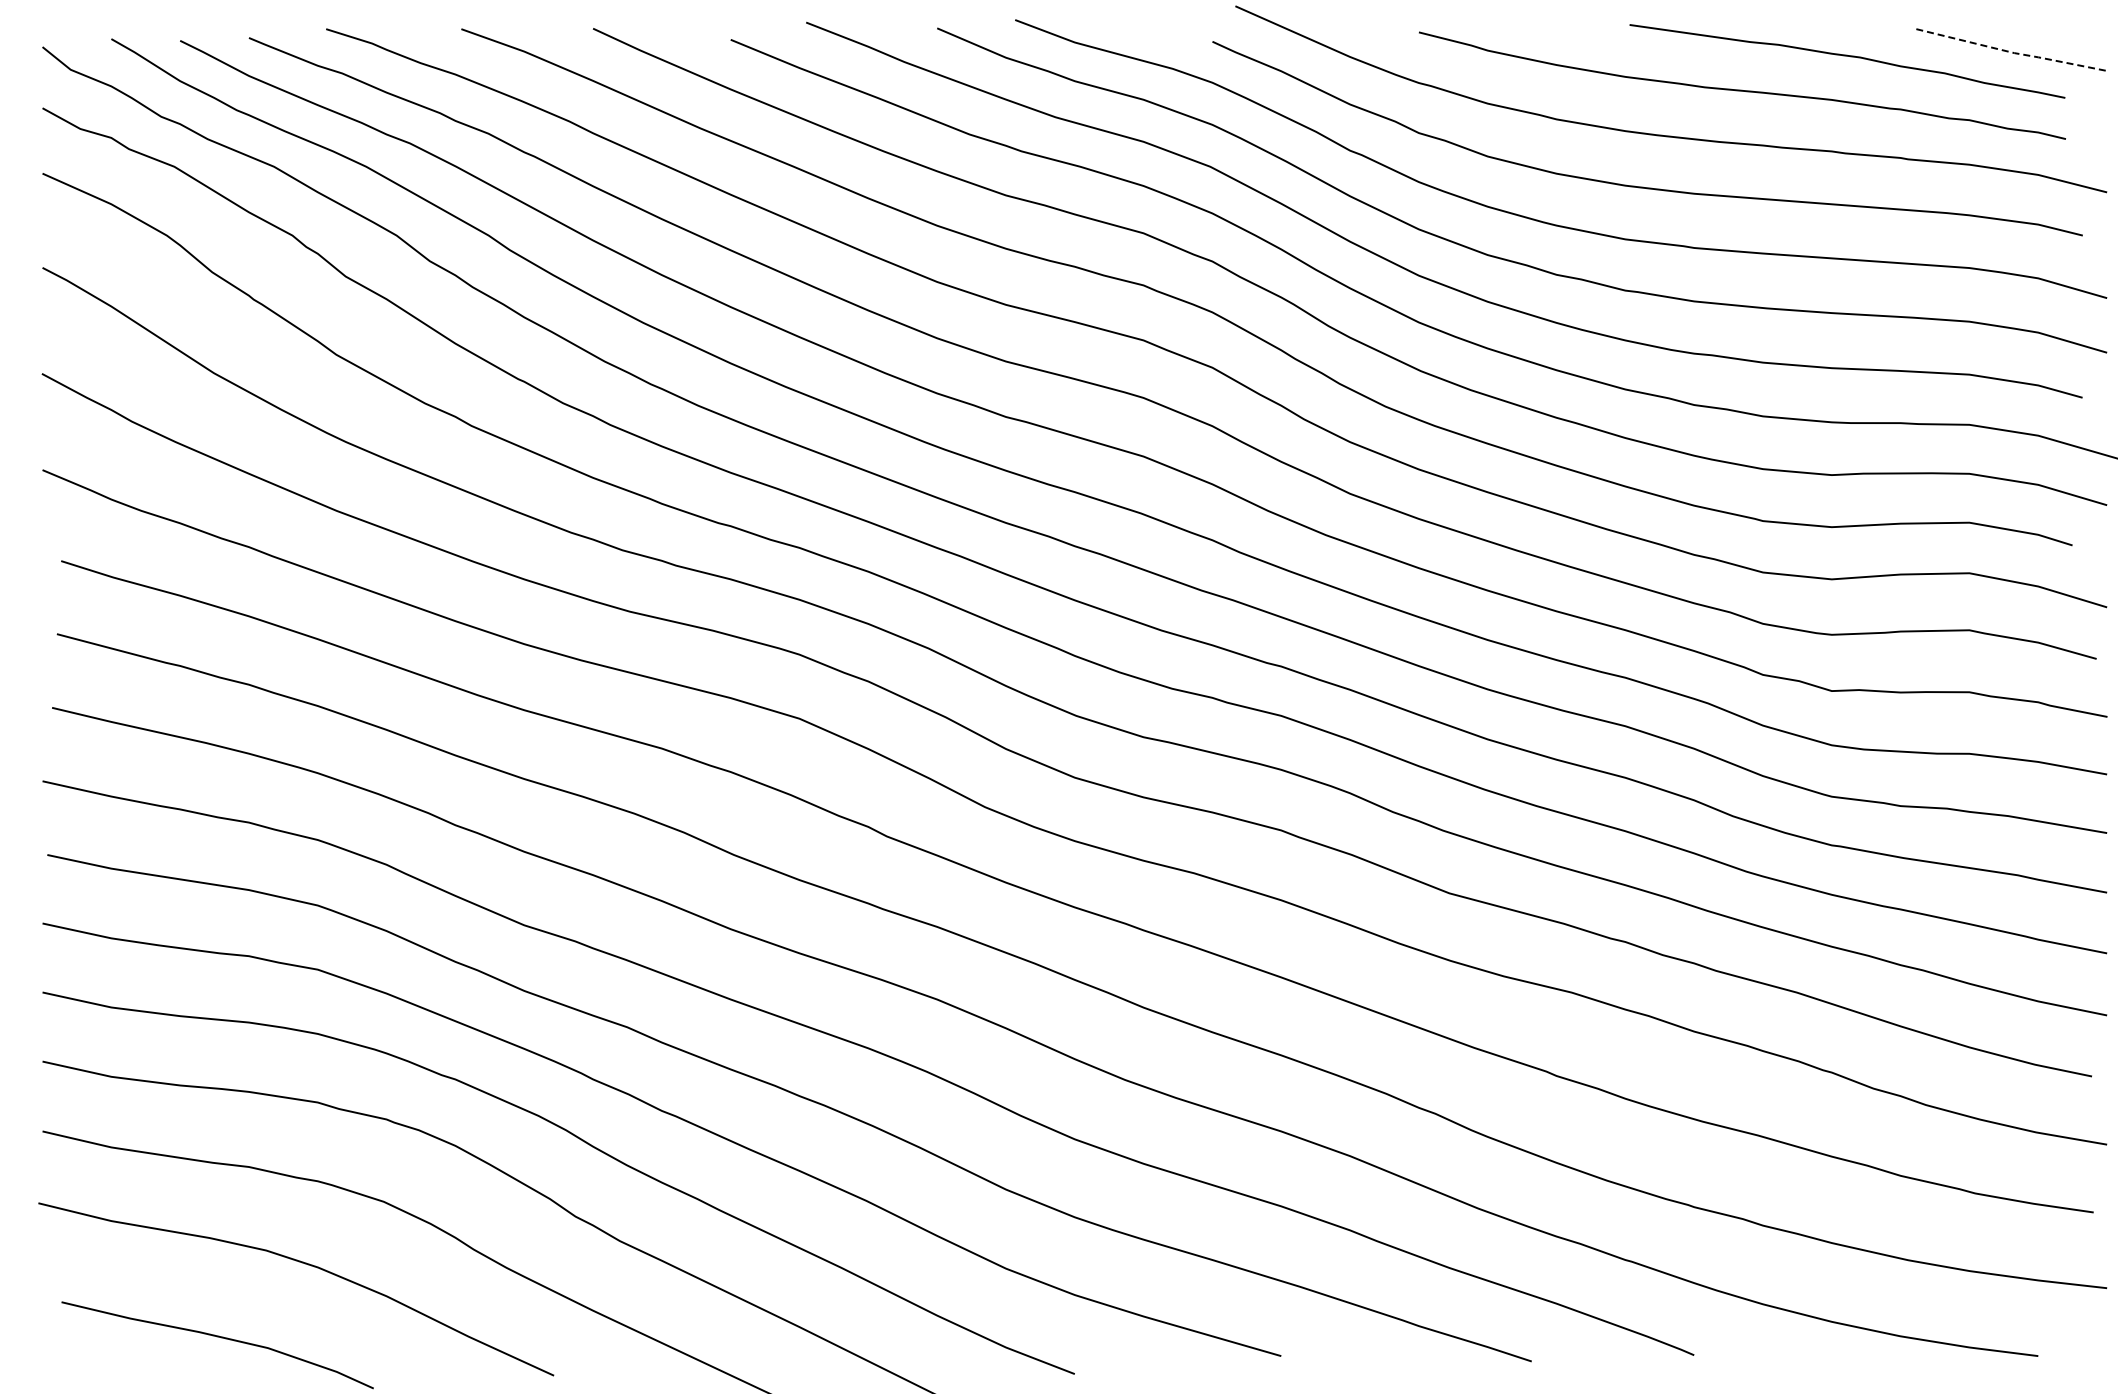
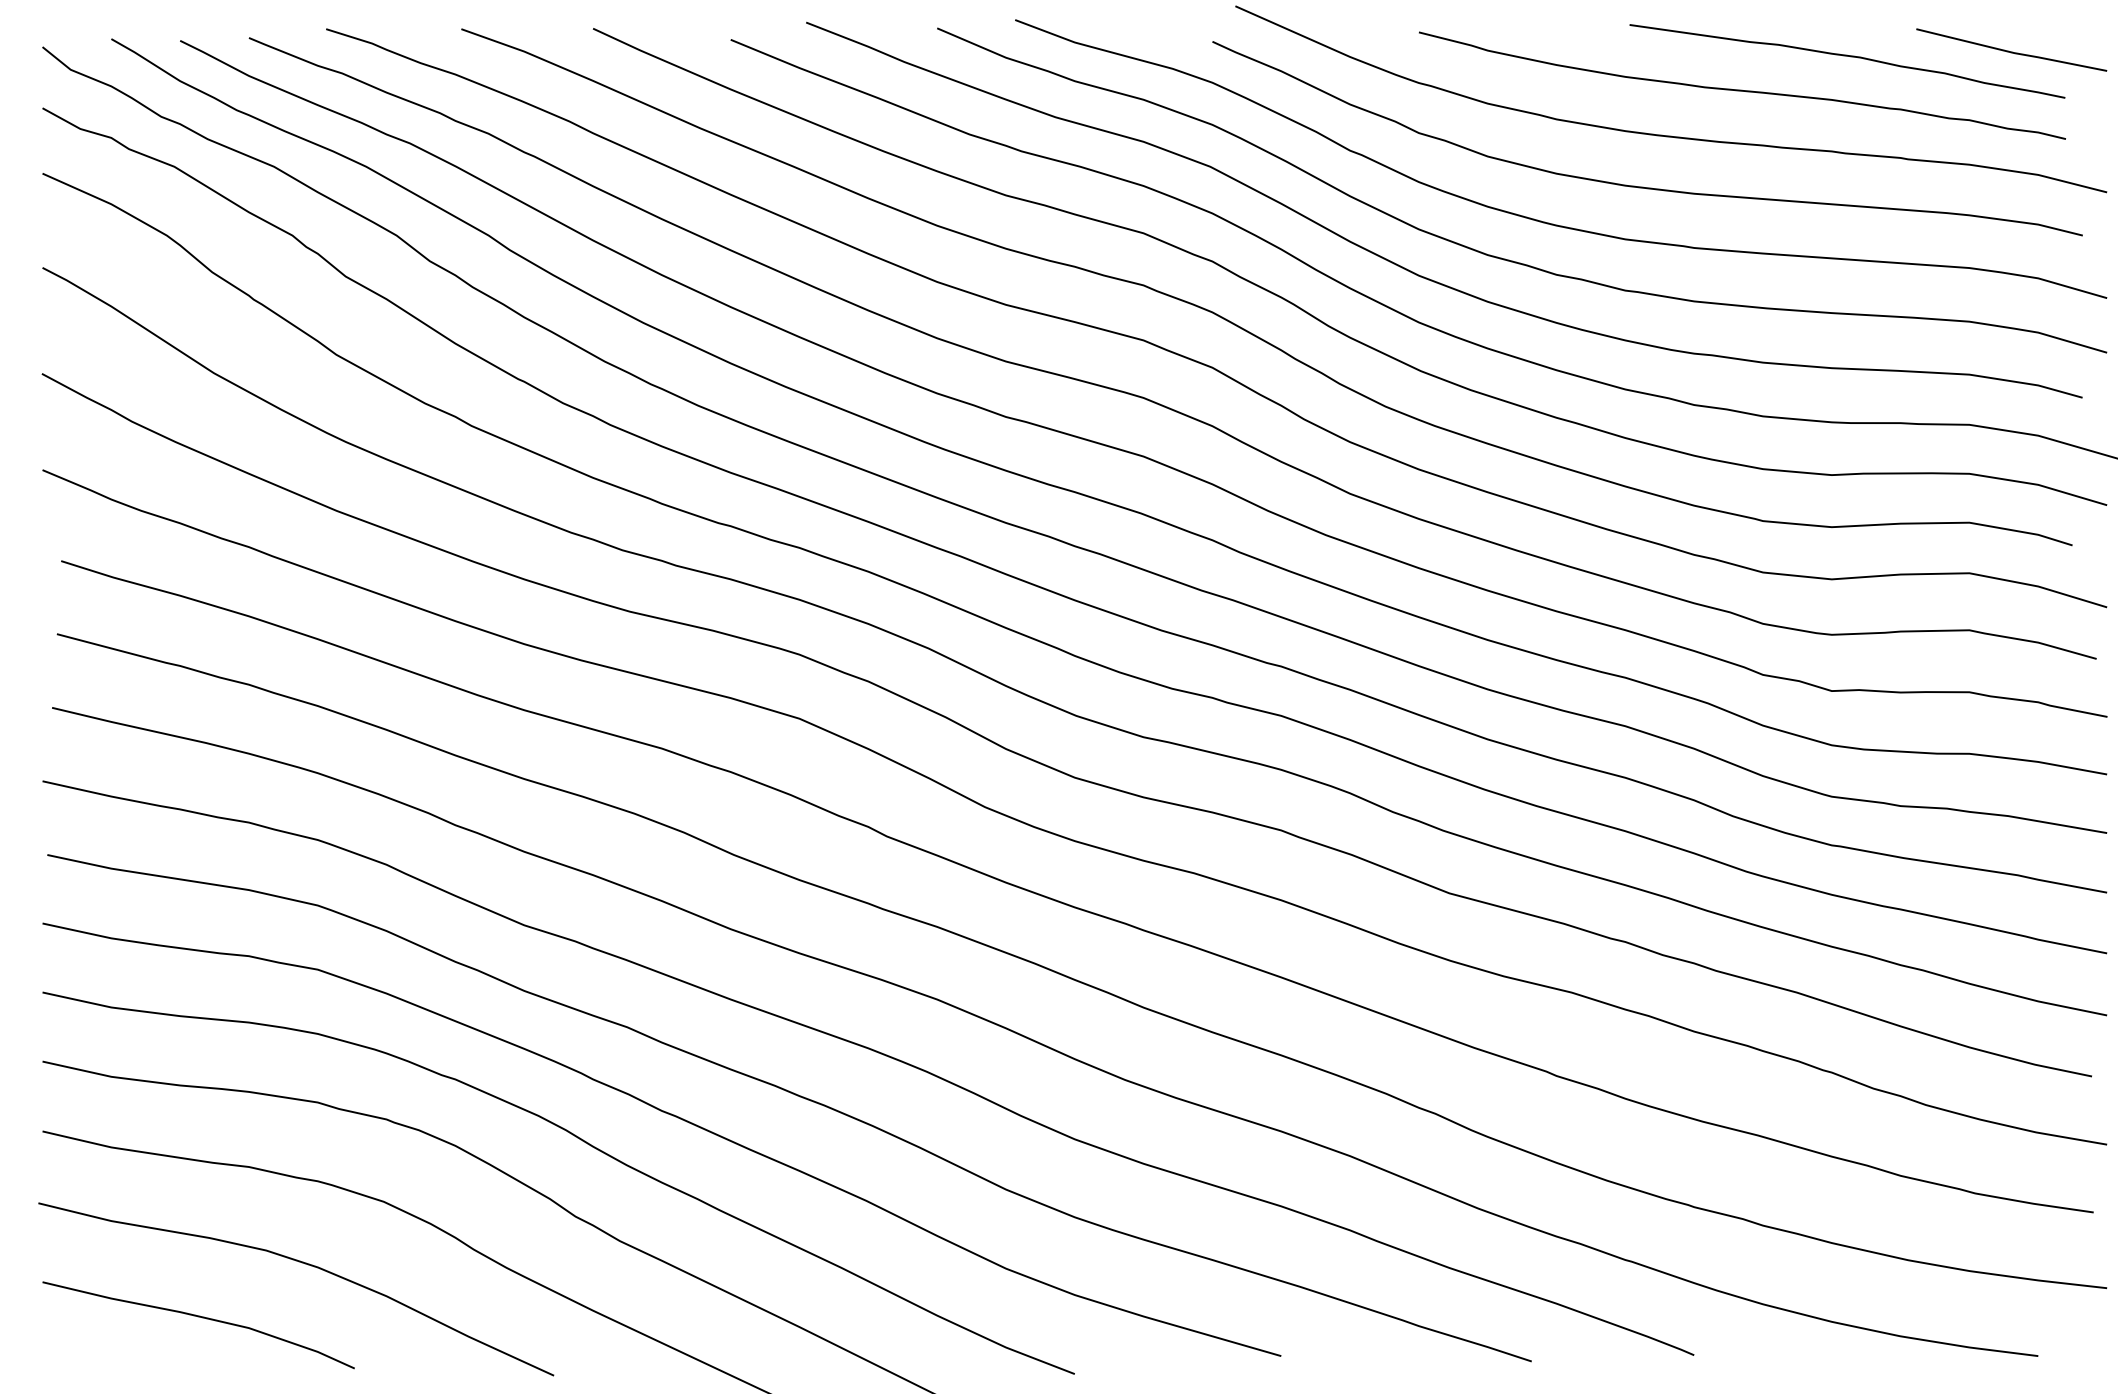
line: dashed -> solid (2013, 52)
curve position: (217, 1337) -> (198, 1317) (198, 1317)
